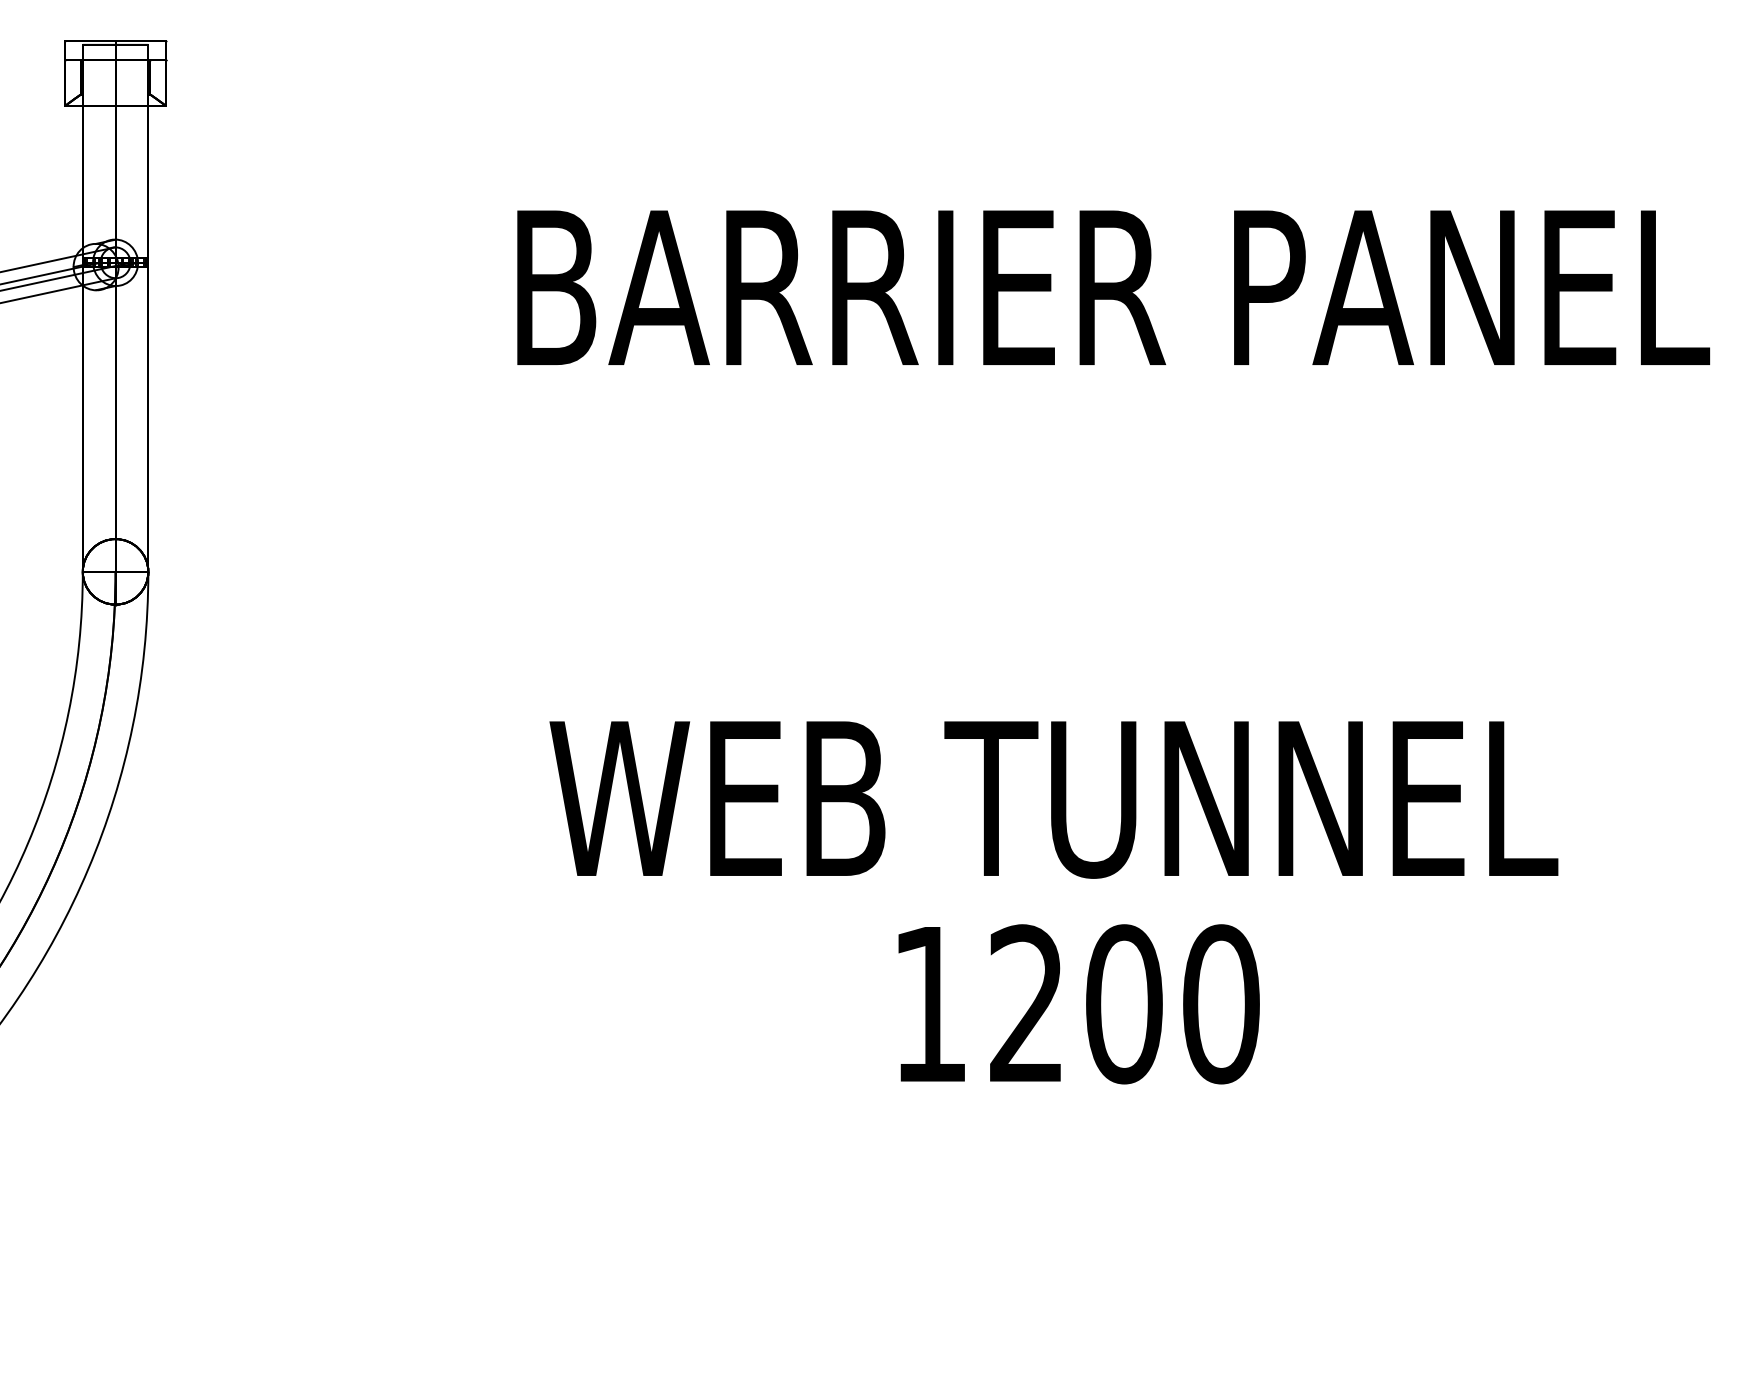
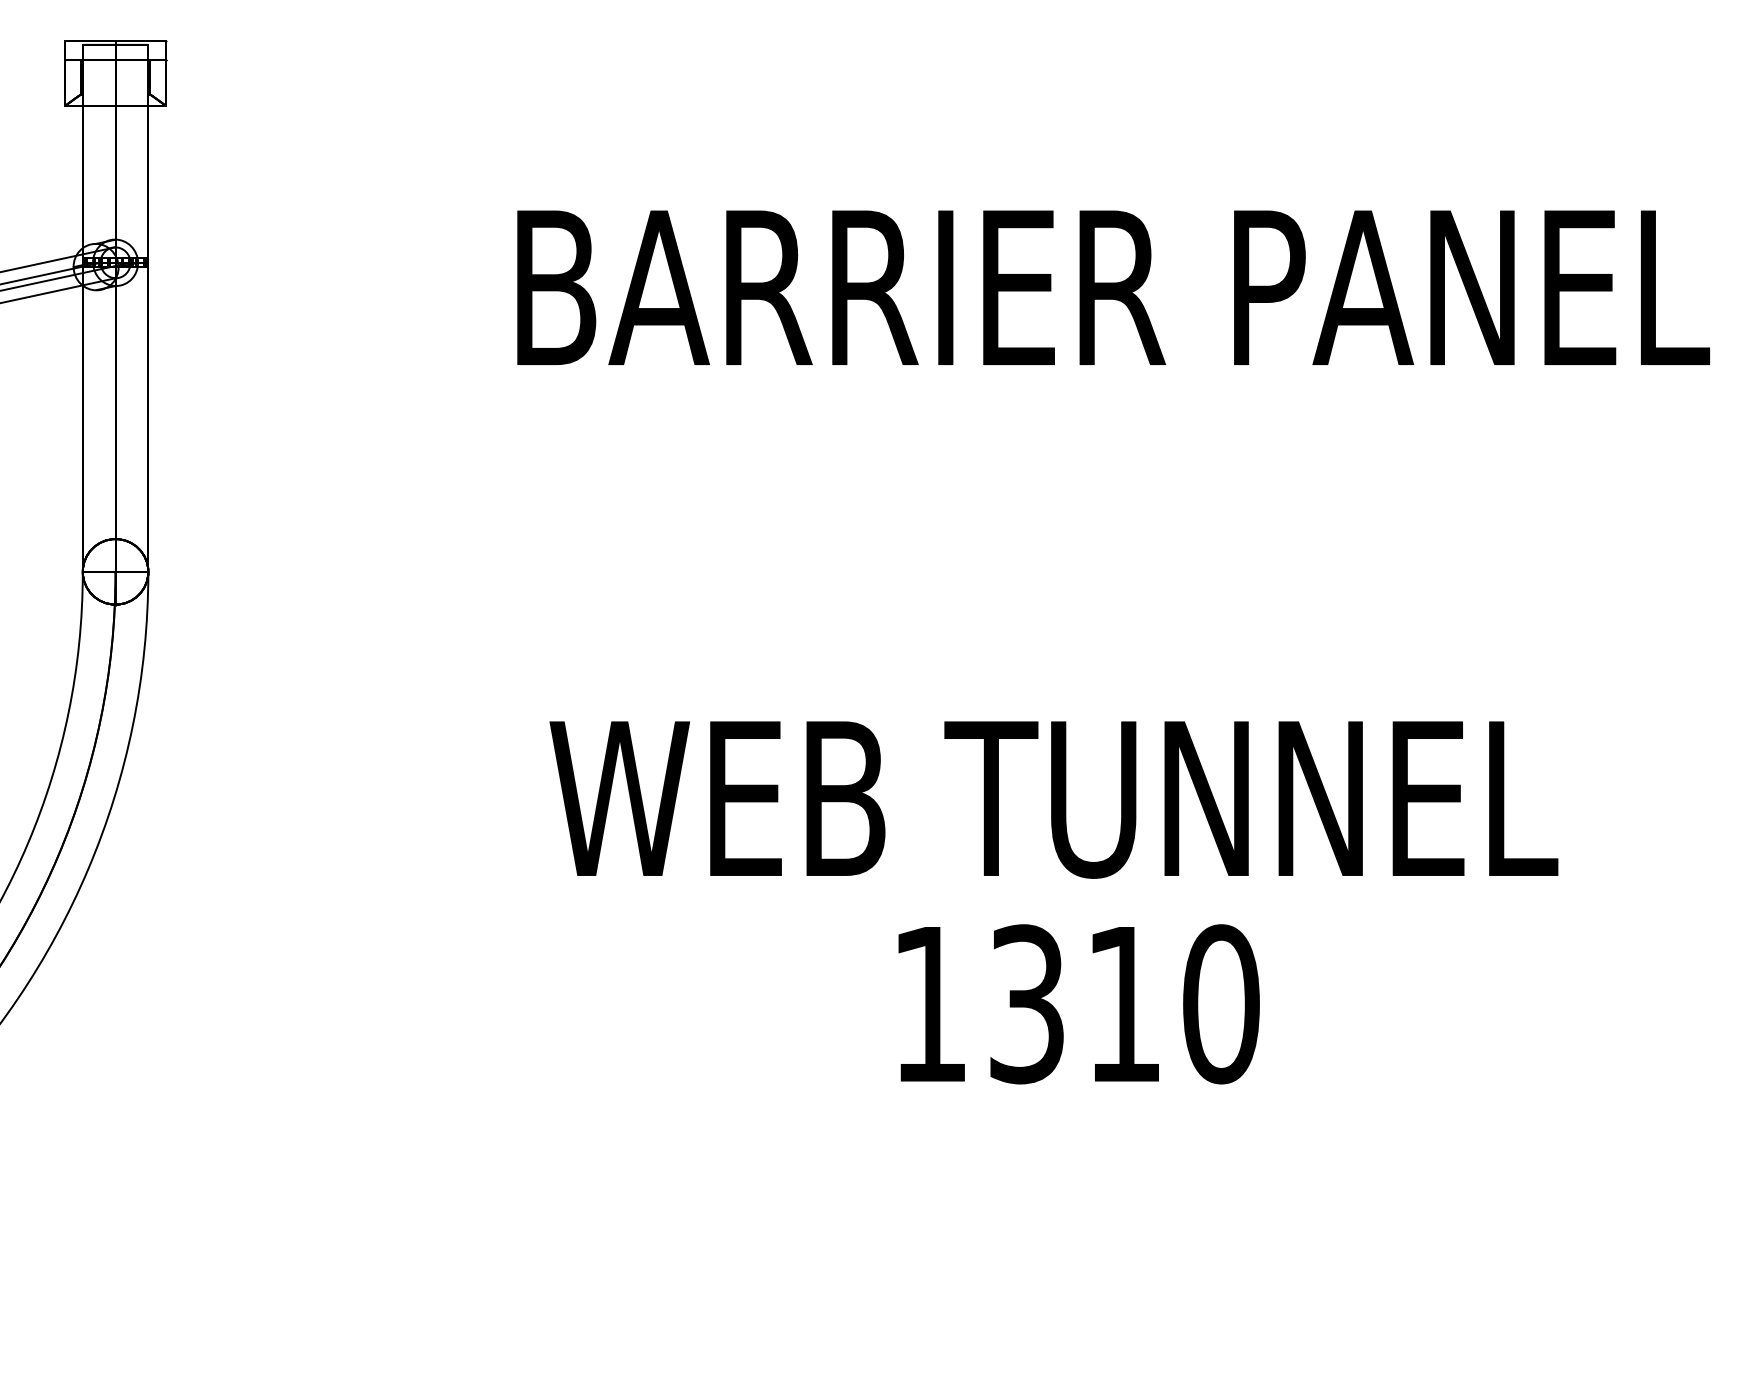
text: 1200 -> 1310 (1076, 1004)
